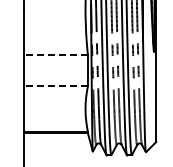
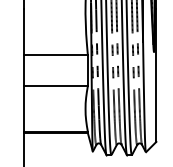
line: dashed -> solid (55, 55)
line: dashed -> solid (55, 86)
